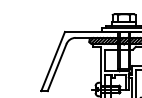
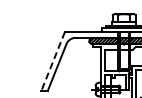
line: solid -> dashed (53, 61)
